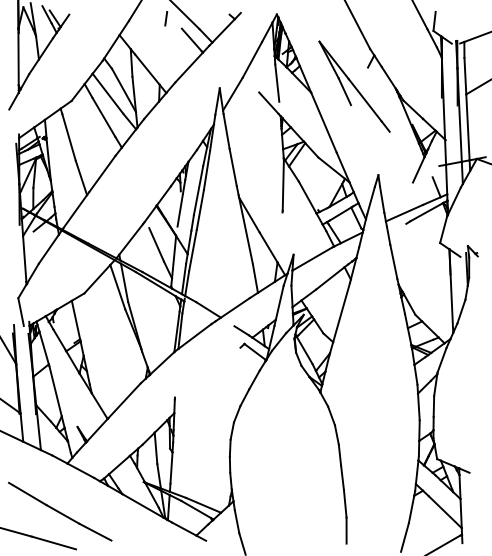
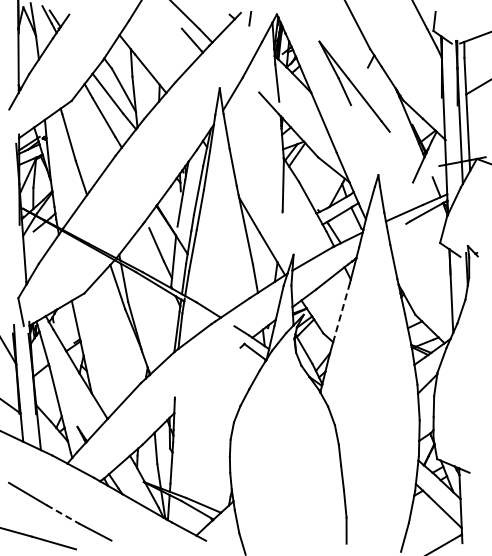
line position: (166, 18) -> (250, 18) (250, 18)
line: solid -> dashed (341, 312)
line: solid -> dashed (62, 514)
